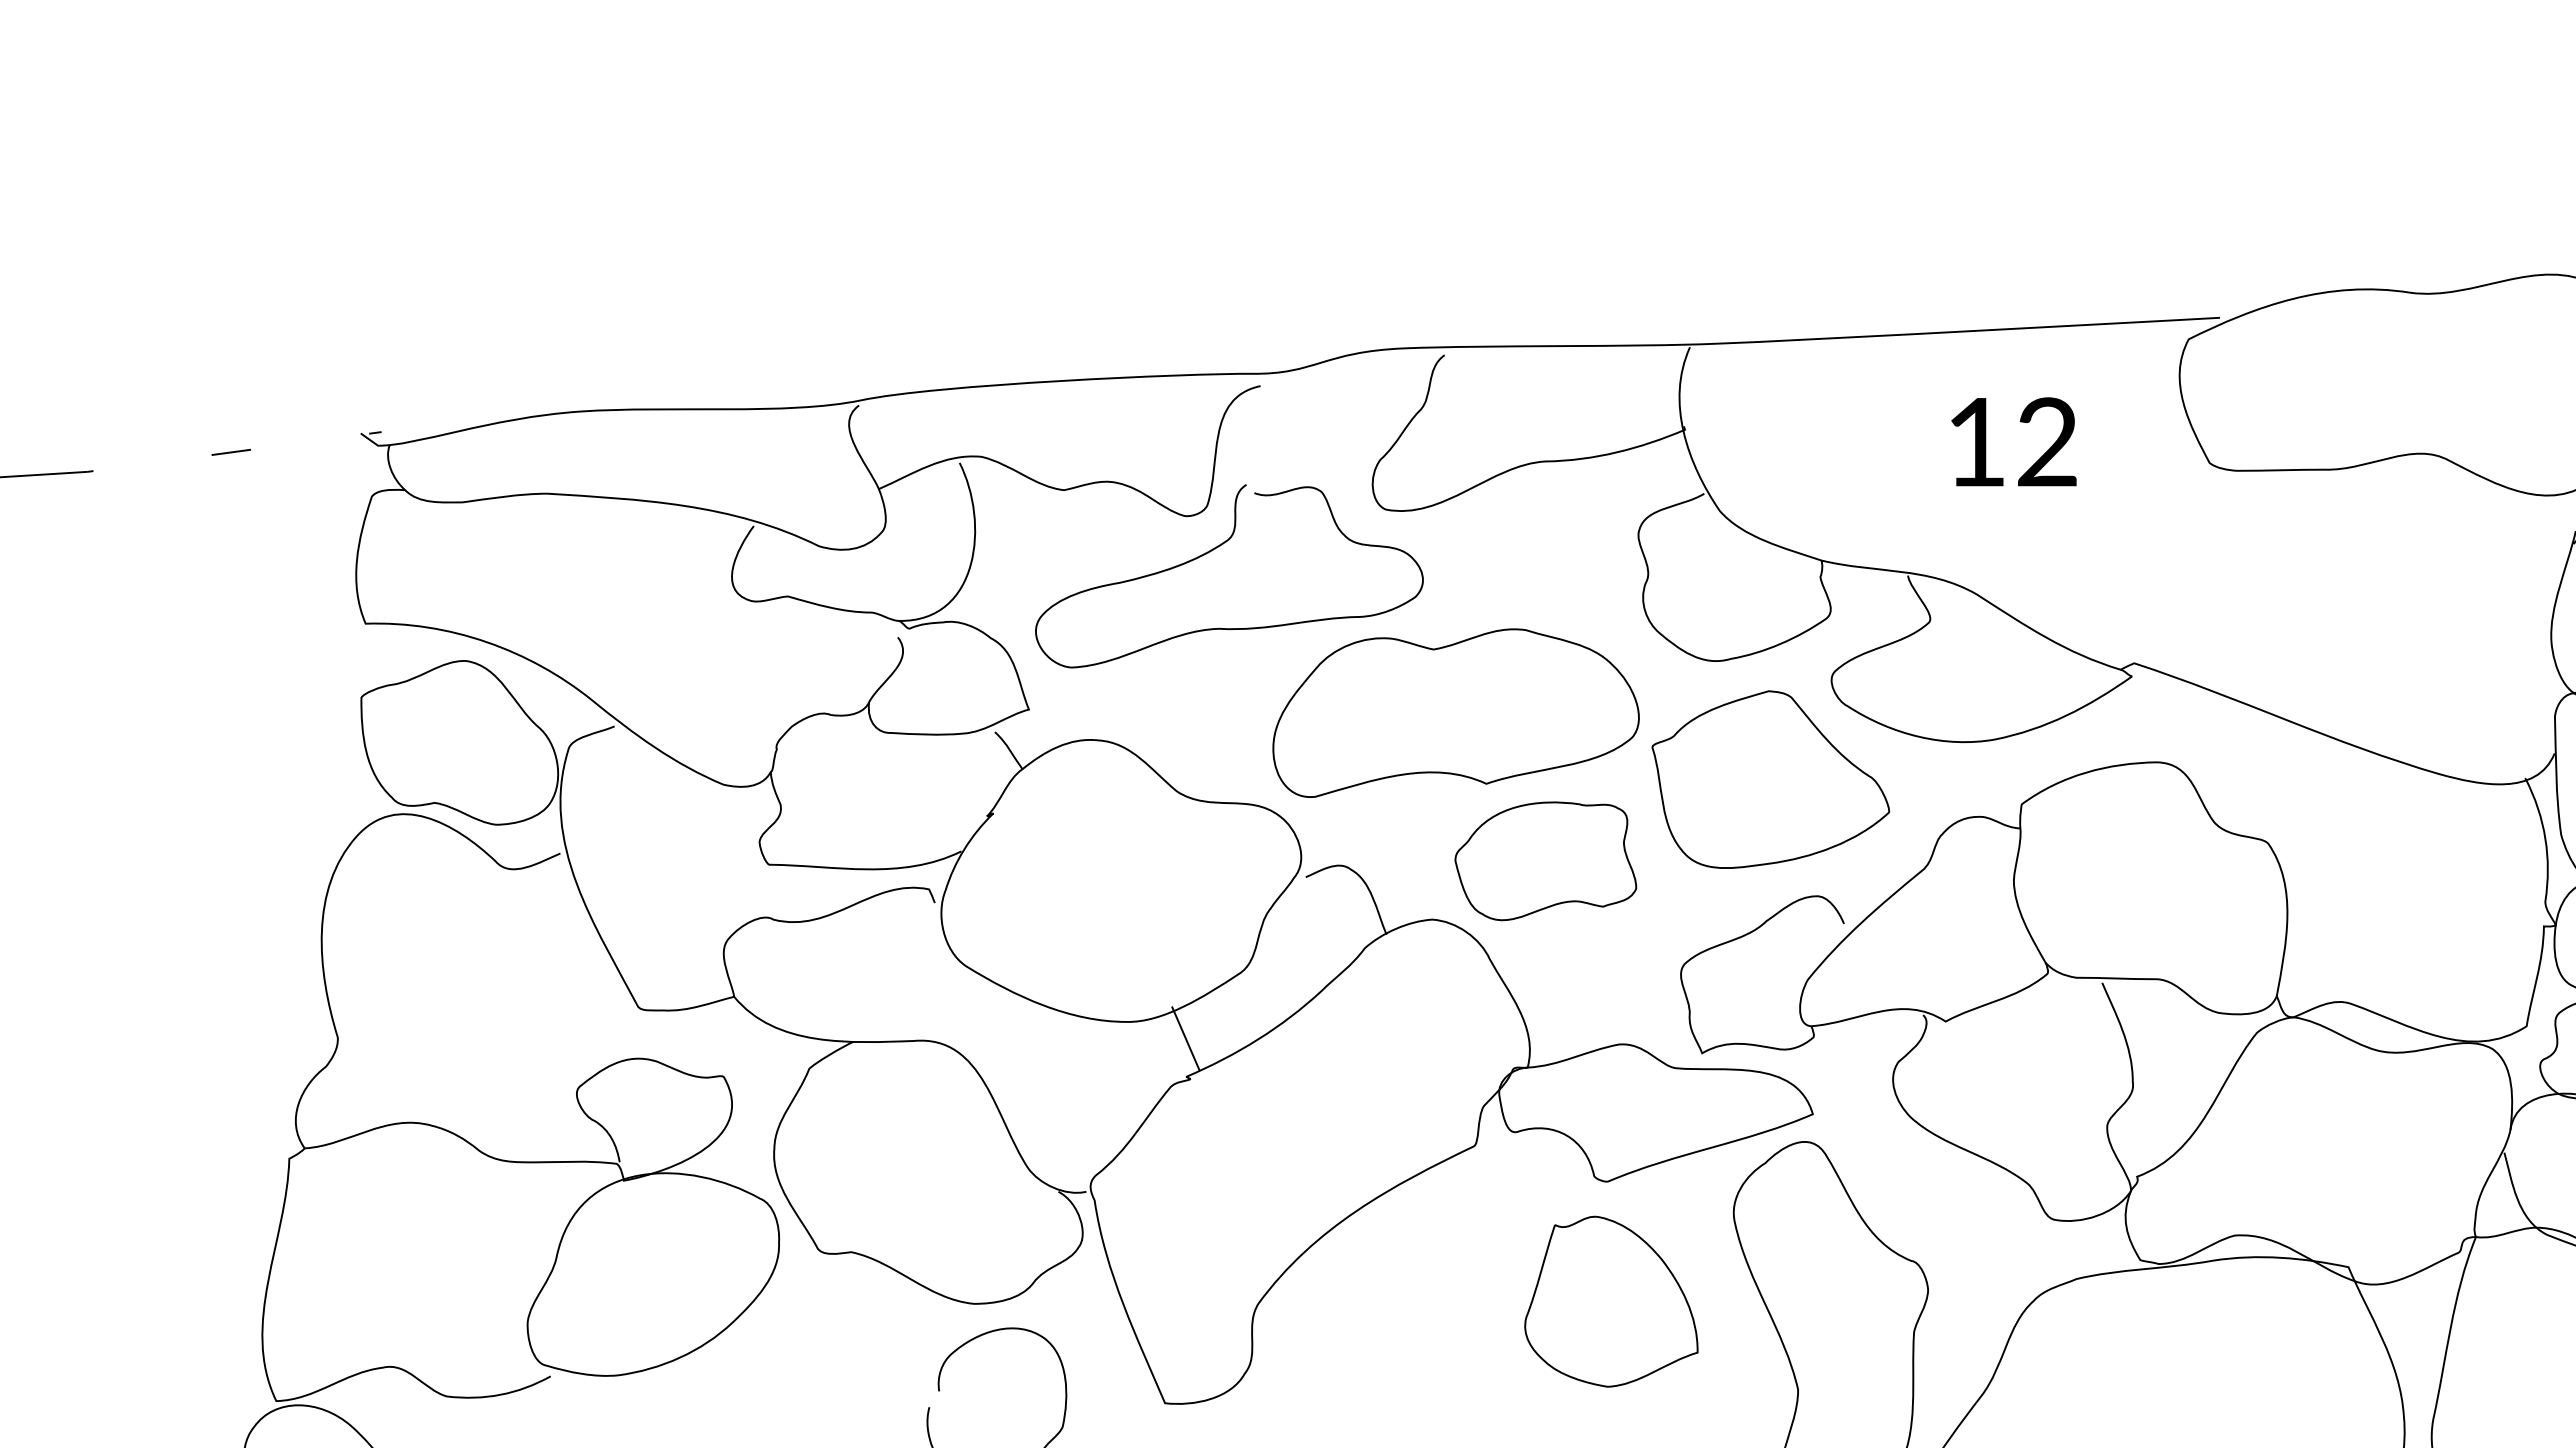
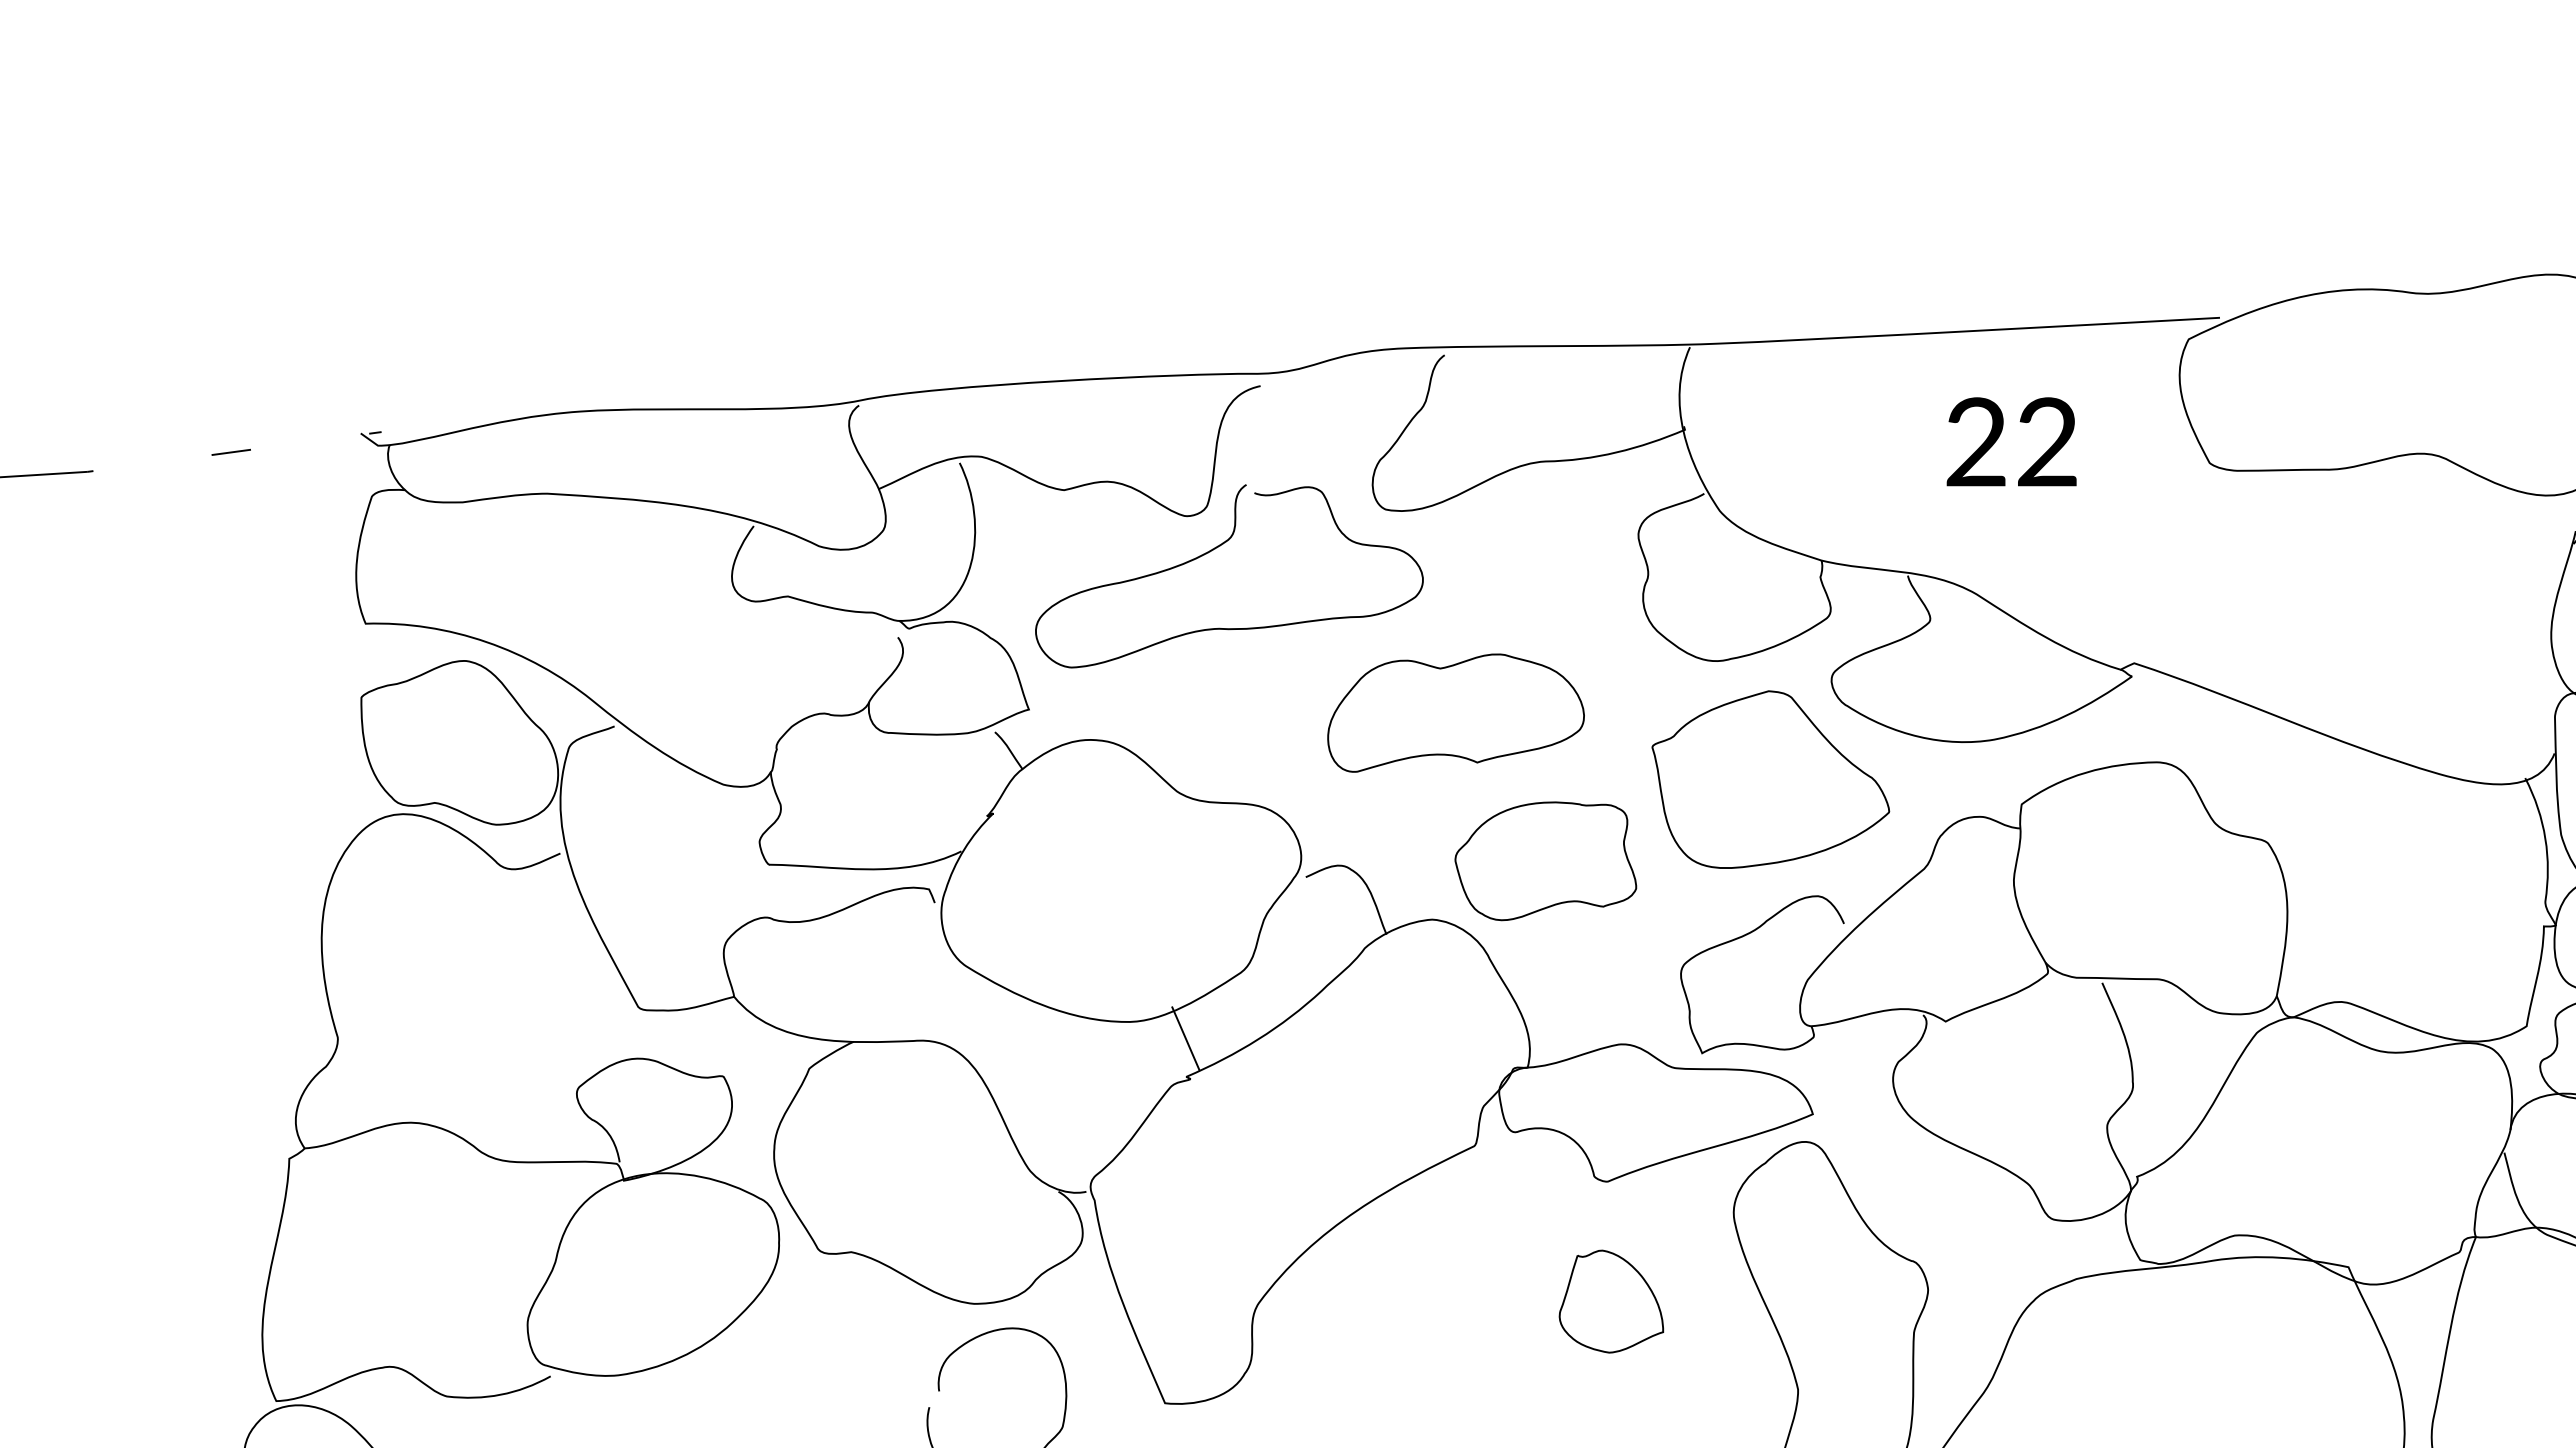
text: 12 -> 22 (1975, 441)
part size: 368x170 px -> 258x120 px (1455, 712)
part size: 175x173 px -> 107x105 px (1611, 1301)
